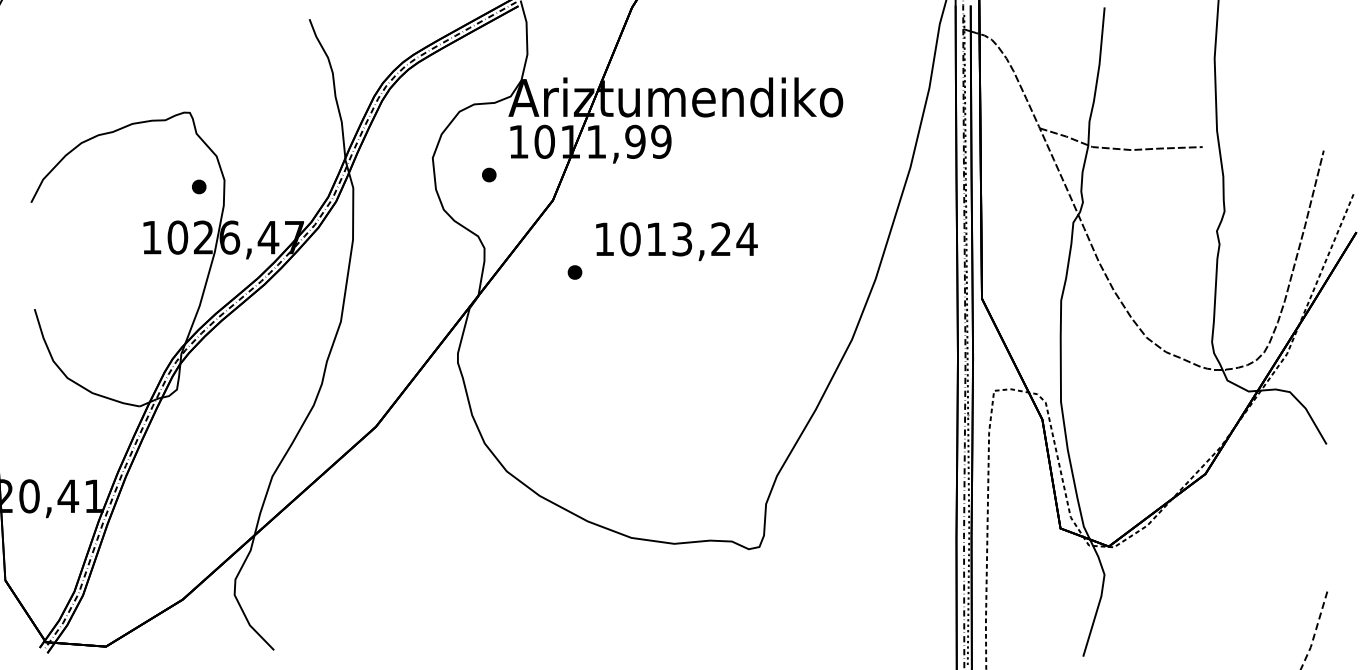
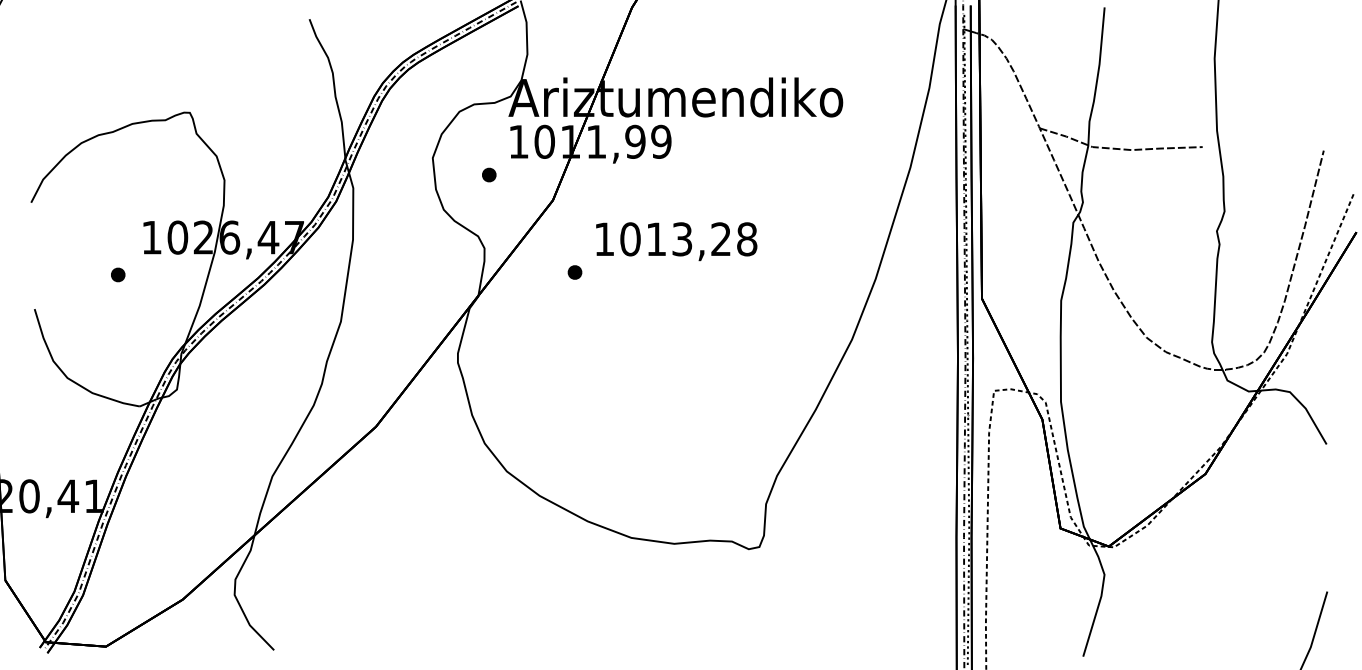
part position: (199, 186) -> (118, 274) (118, 274)
text: 1013,24 -> 1013,28 (746, 239)
line: dashed -> solid (1315, 632)
